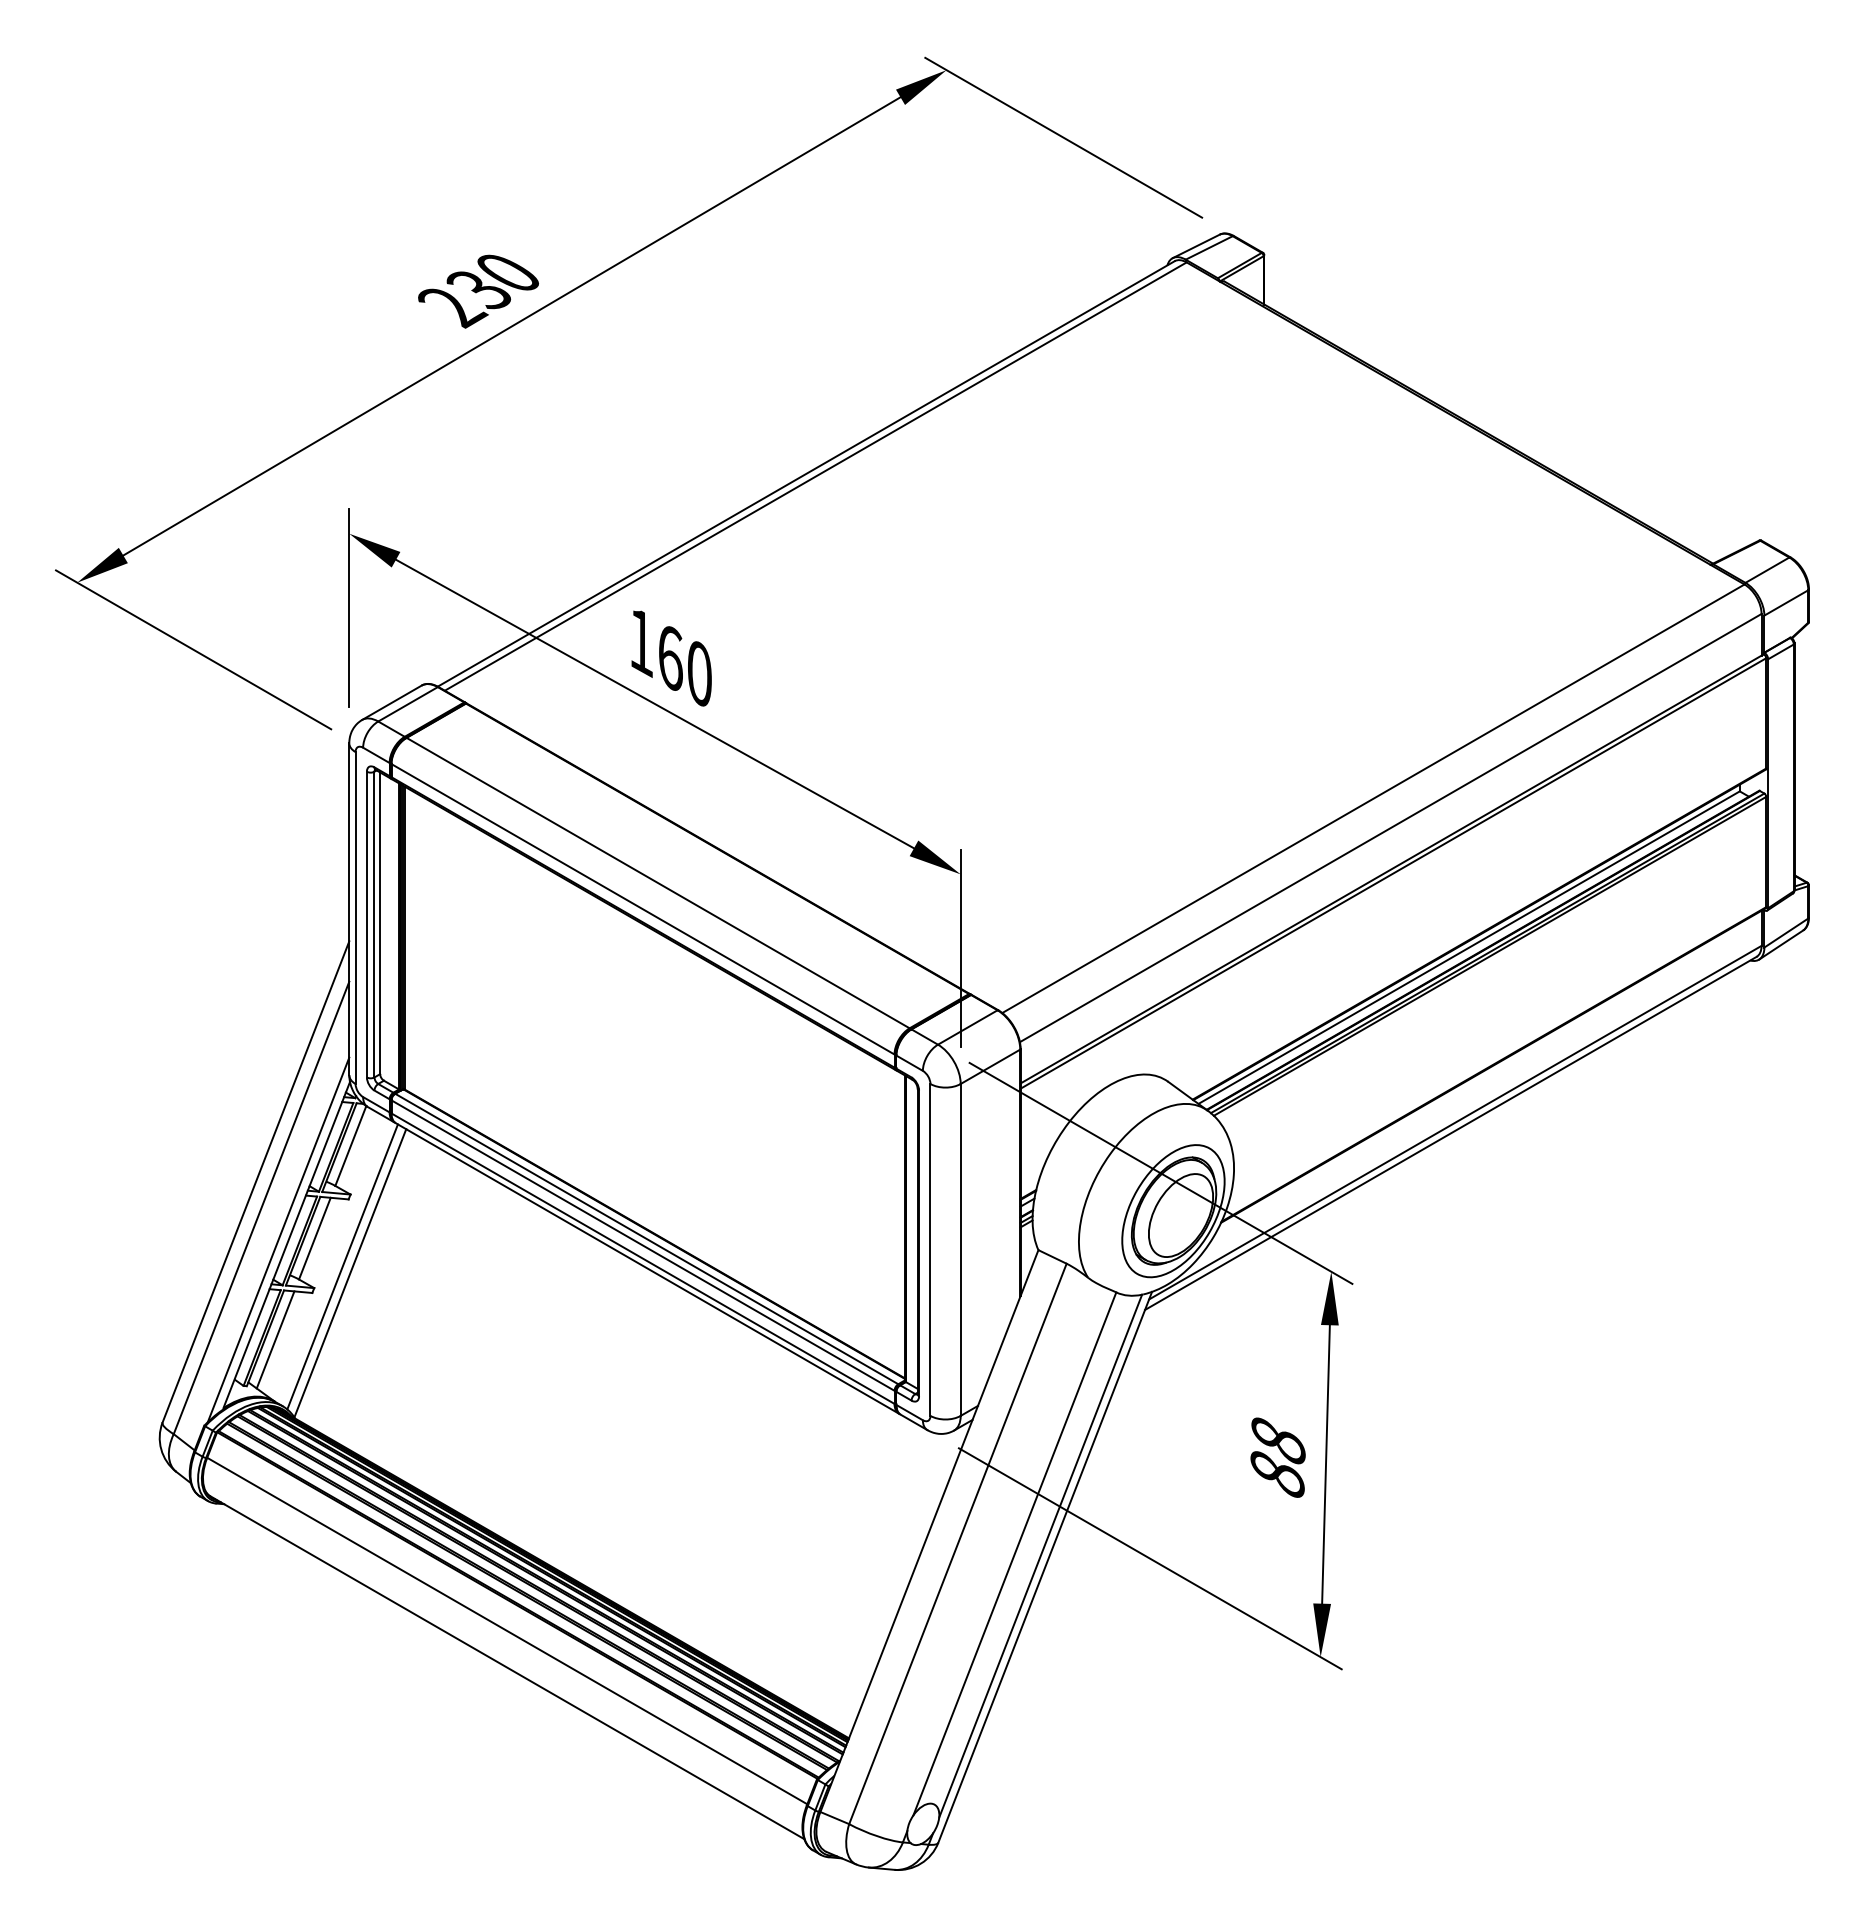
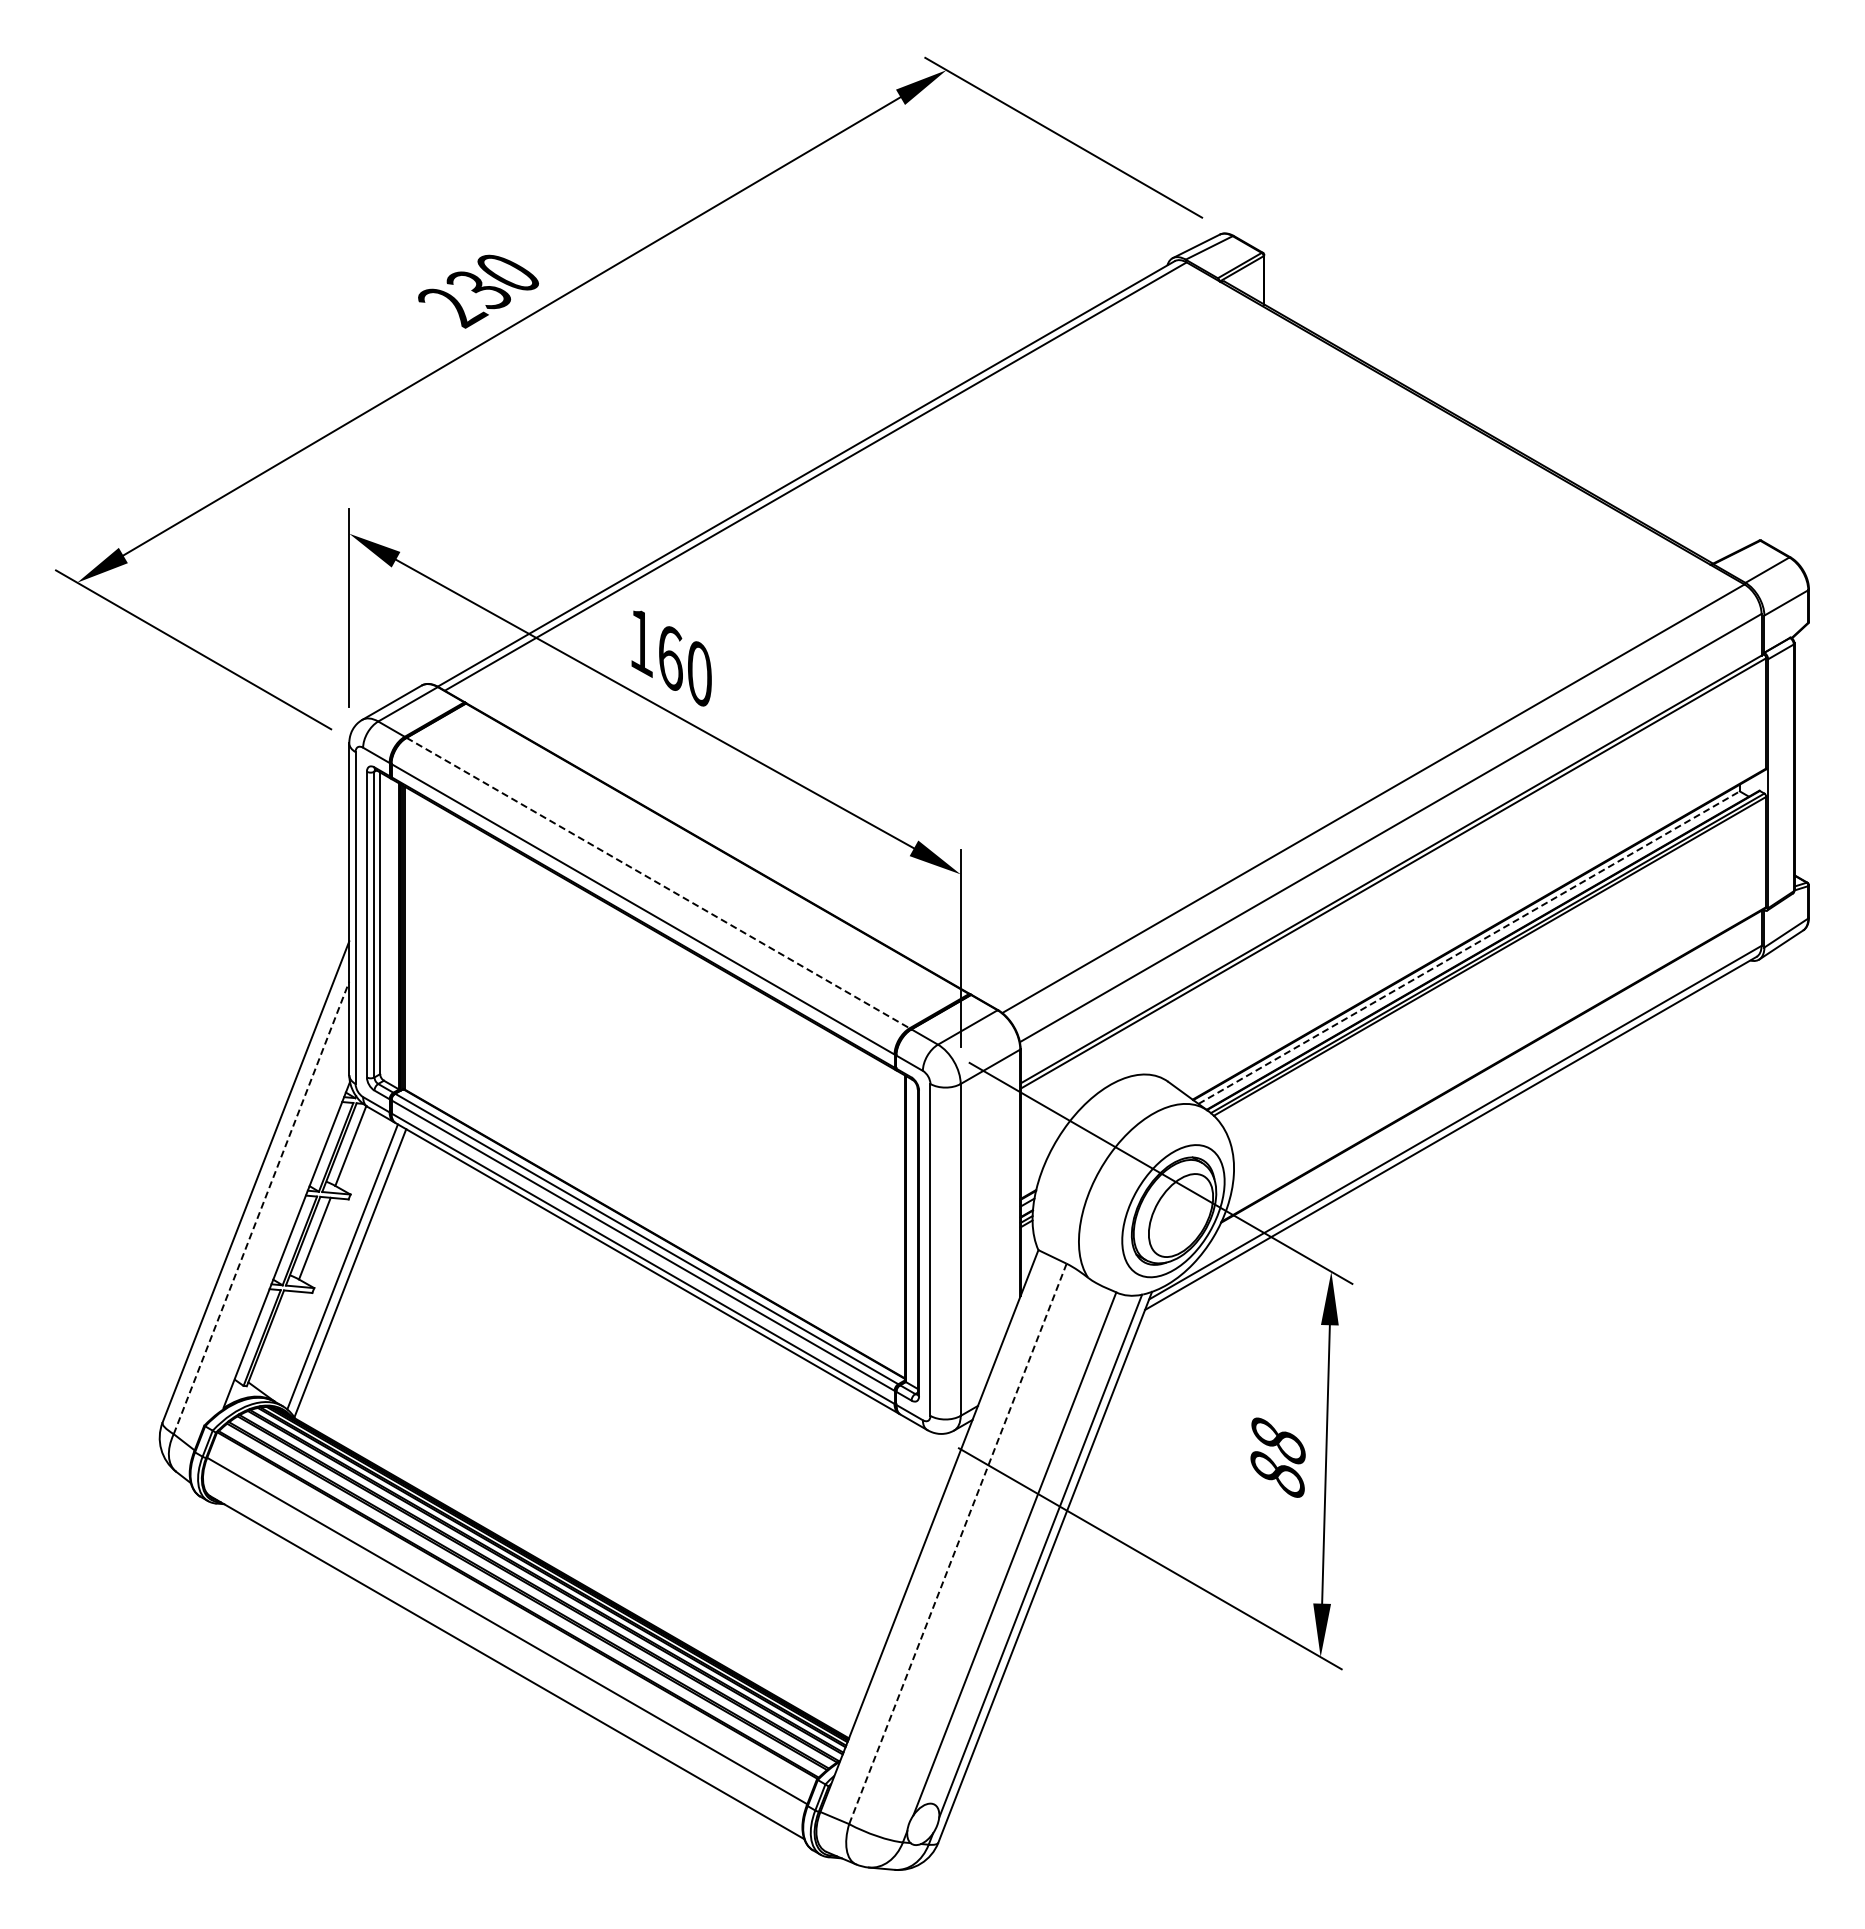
line: solid -> dashed (658, 883)
line: solid -> dashed (1469, 947)
line: solid -> dashed (261, 1207)
line: present -> none (278, 1239)
line: present -> none (275, 1339)
line: solid -> dashed (957, 1543)
